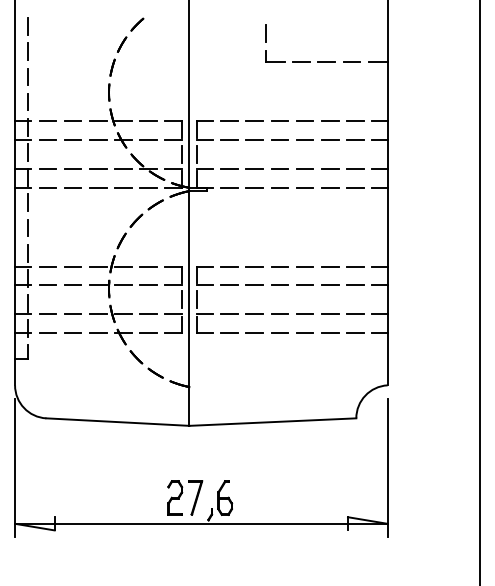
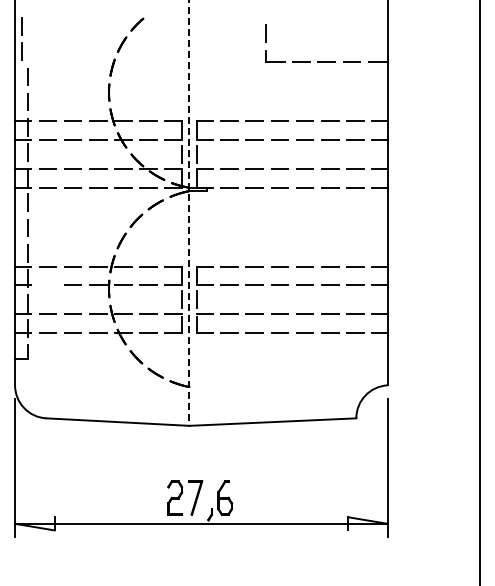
line position: (27, 35) -> (21, 35) (21, 35)
line: solid -> dashed (189, 213)
line: present -> none (47, 284)
